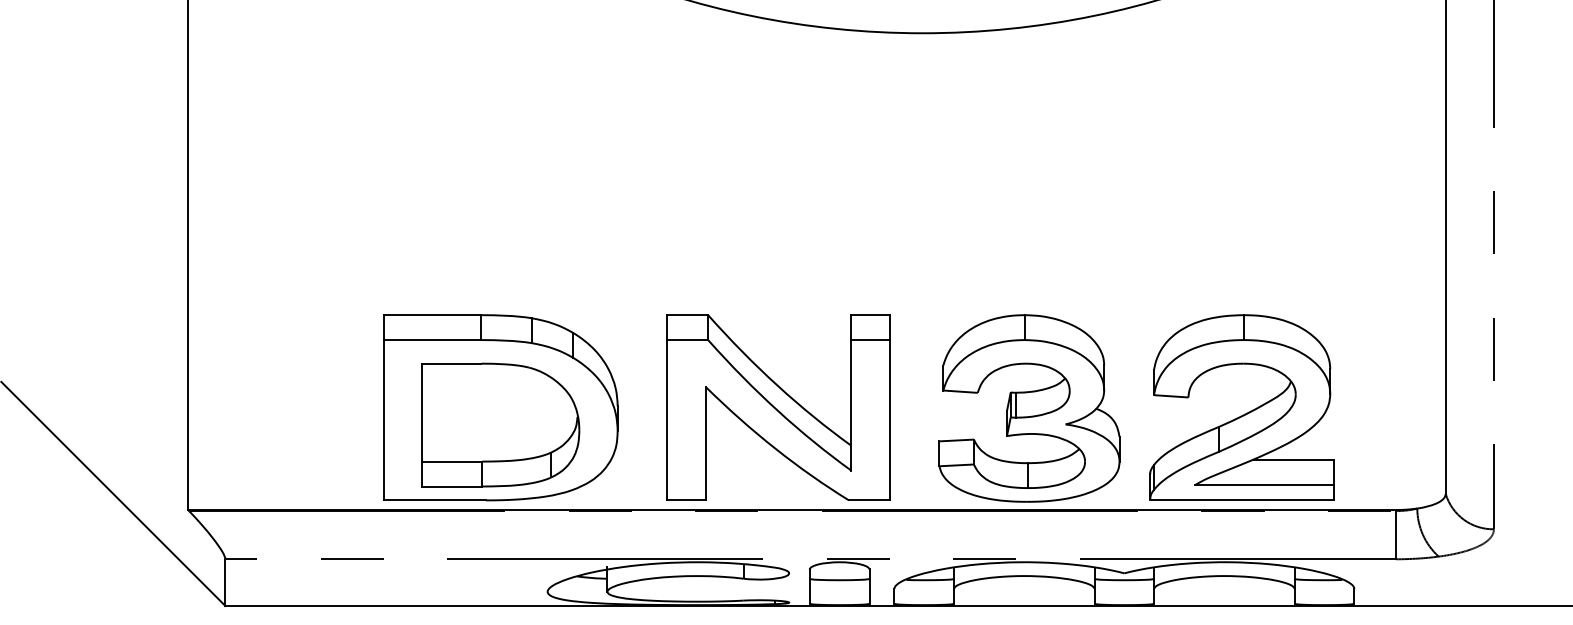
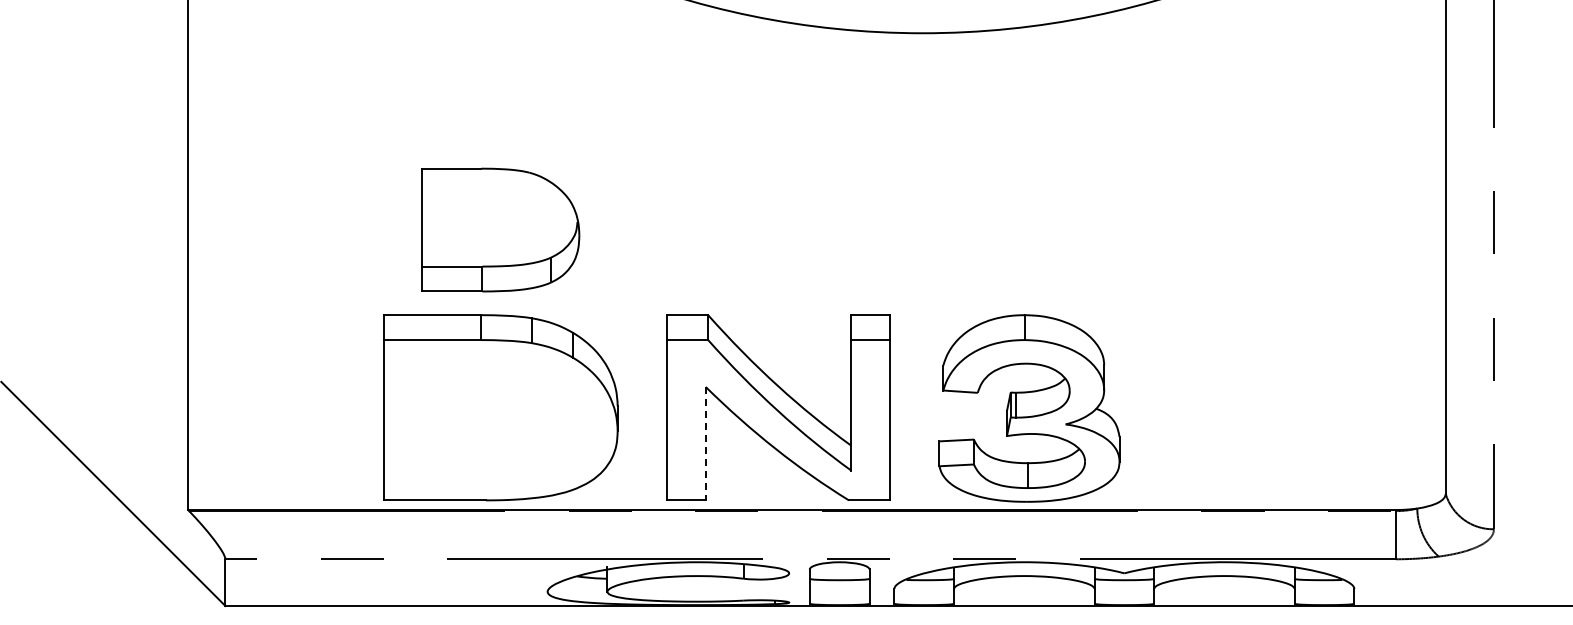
part: present -> none (1245, 413)
part position: (500, 424) -> (500, 229) (500, 229)
line: solid -> dashed (705, 443)
